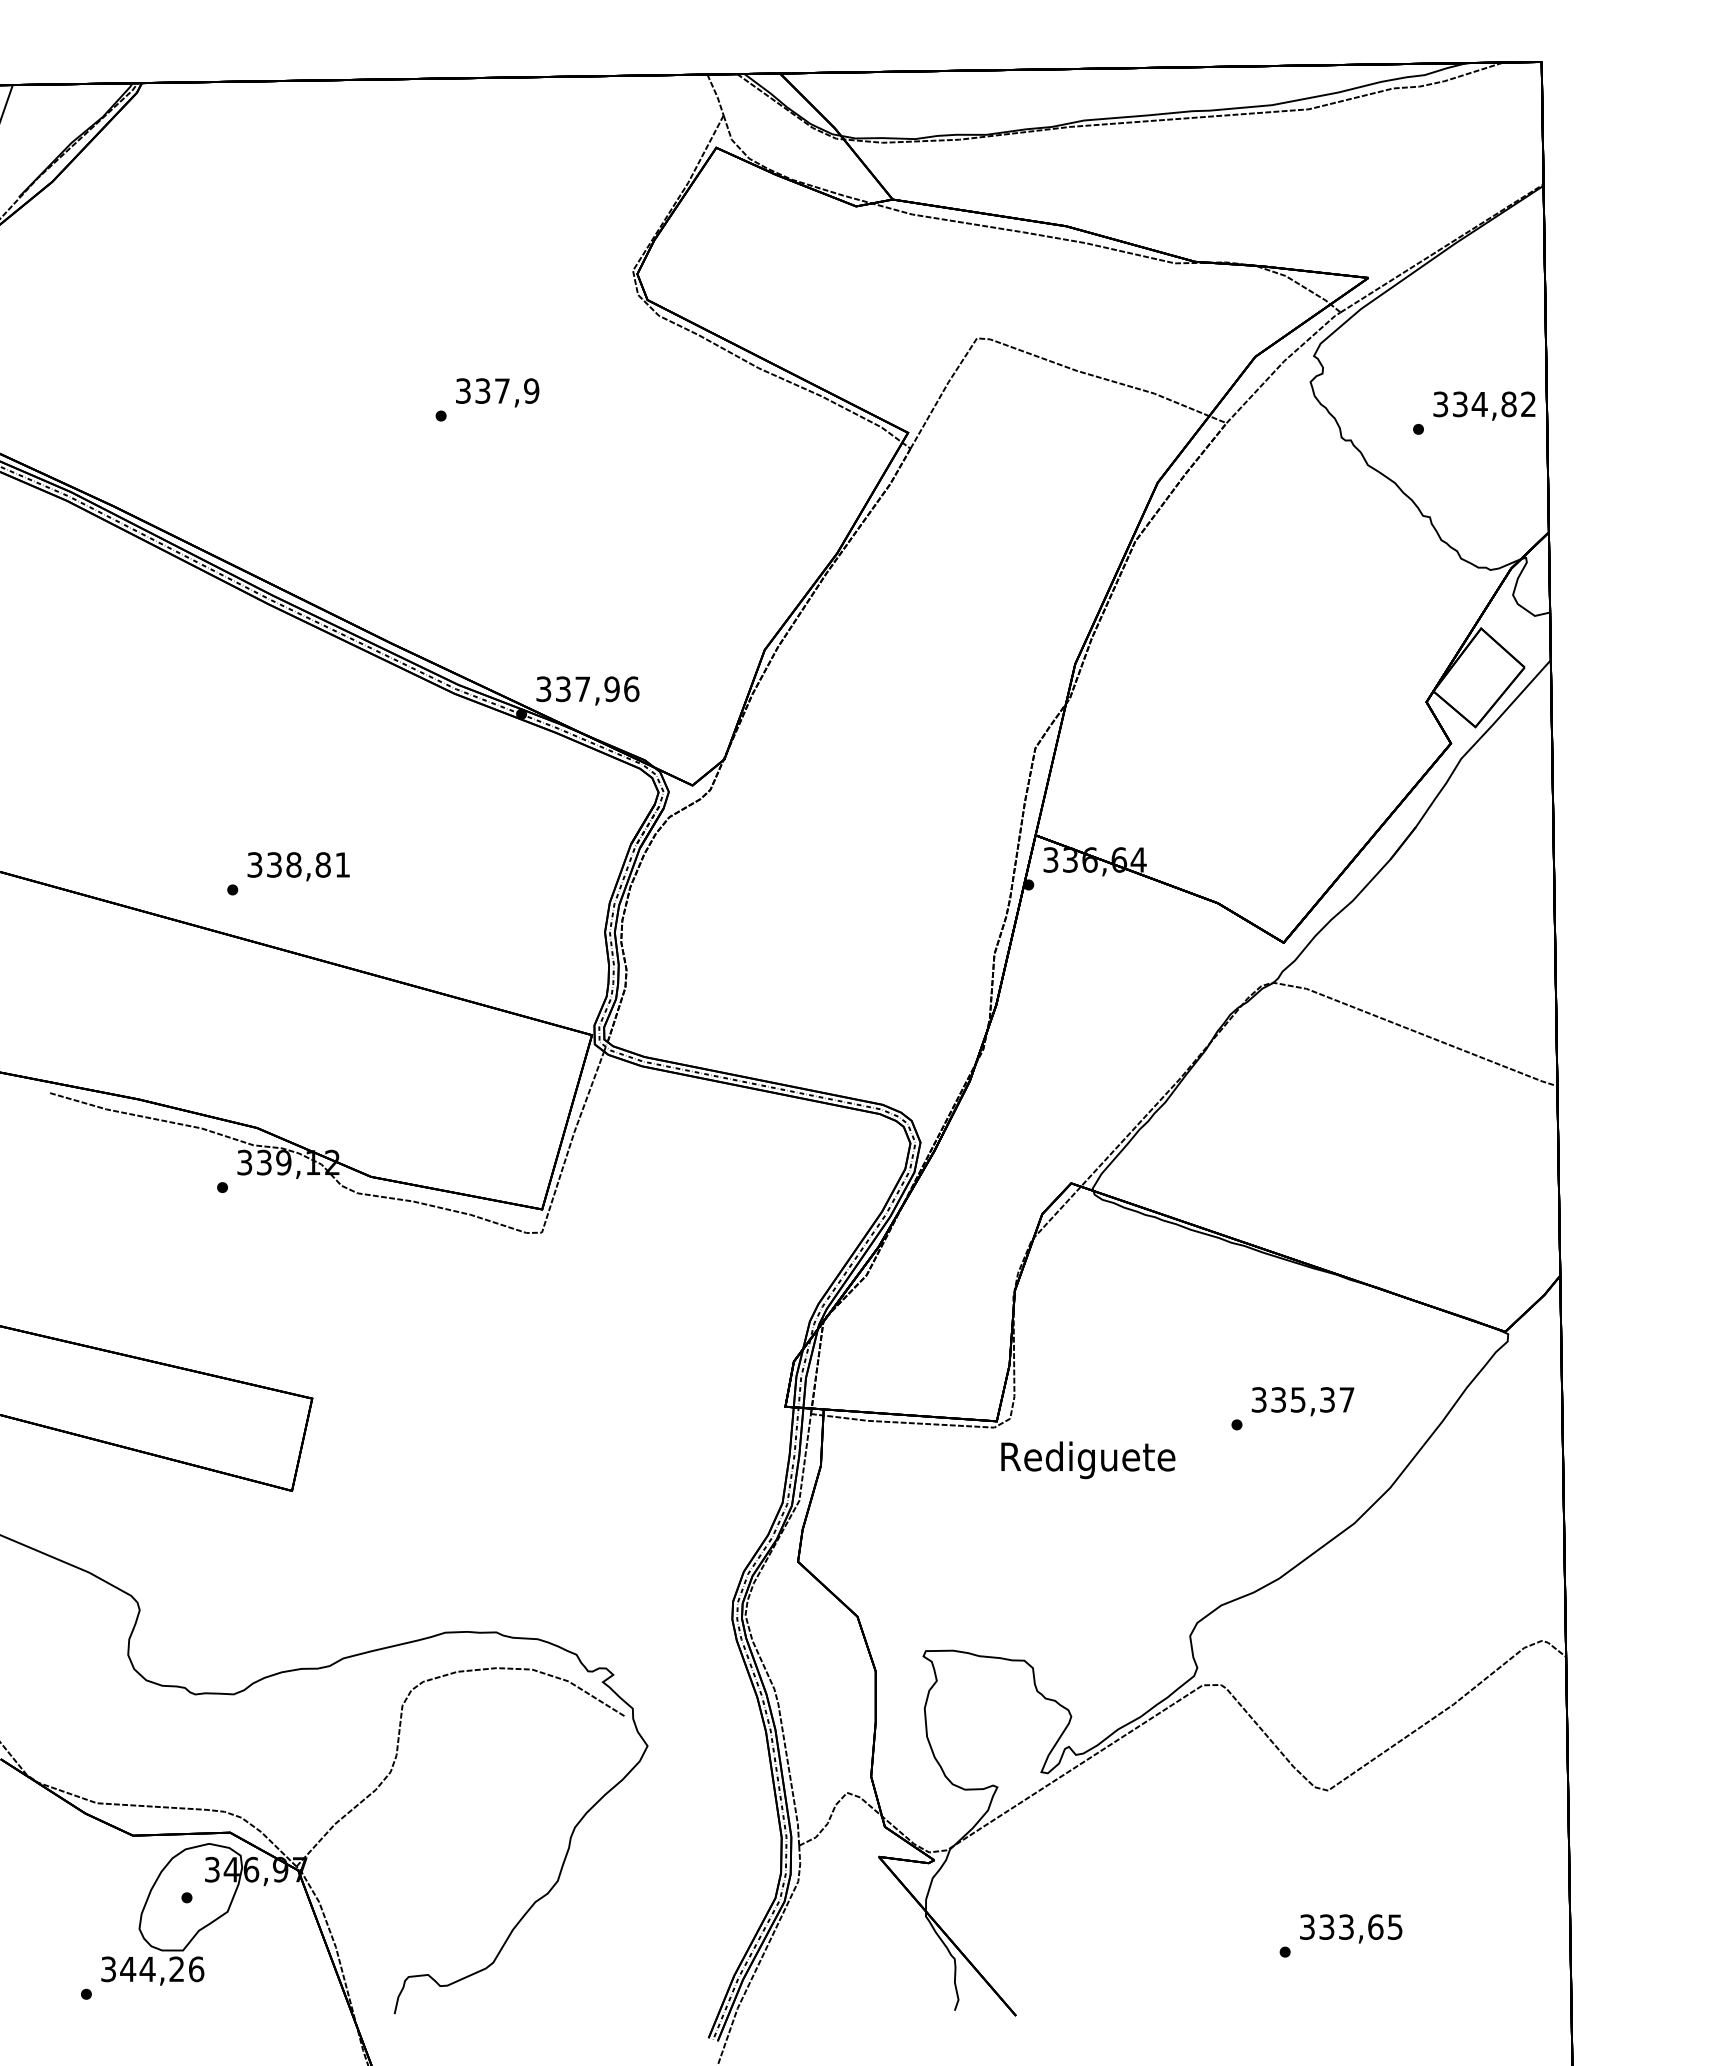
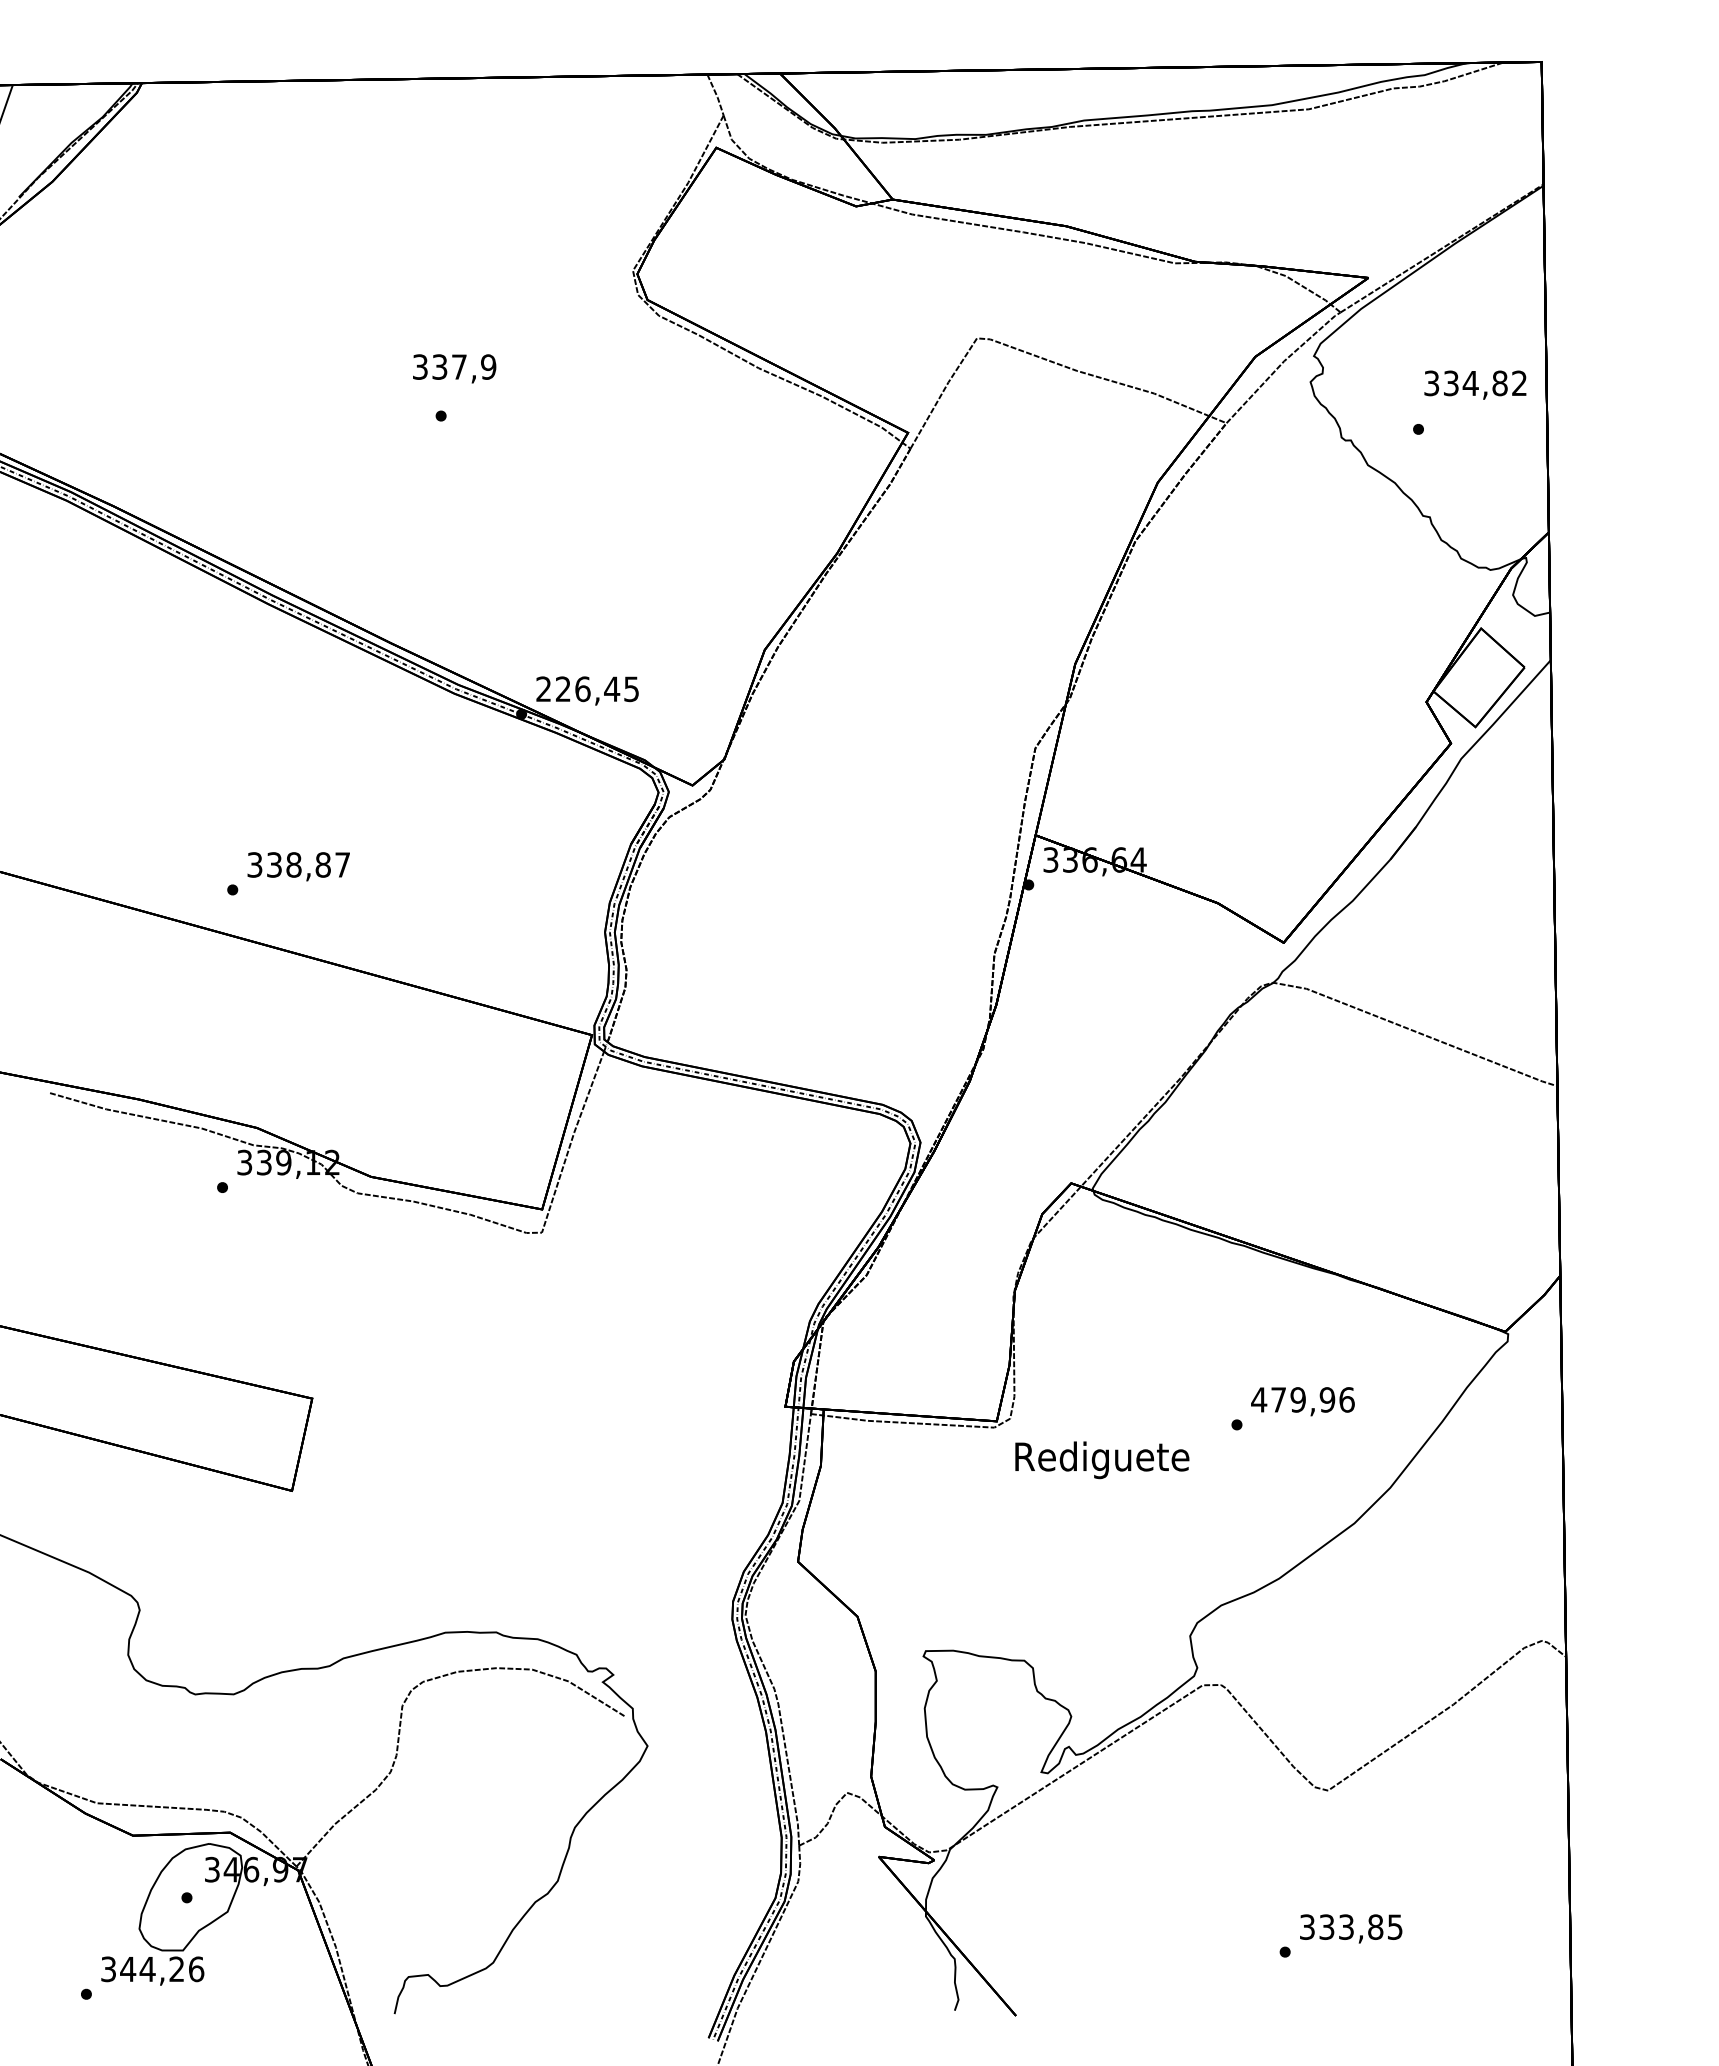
text position: (497, 392) -> (454, 368) (454, 368)
text position: (1484, 405) -> (1475, 384) (1475, 384)
text: 337,96 -> 226,45 (587, 689)
text: 338,81 -> 338,87 (342, 864)
text: 335,37 -> 479,96 (1302, 1399)
text position: (1088, 1460) -> (1102, 1460) (1102, 1460)
text: 333,65 -> 333,85 (1375, 1926)
